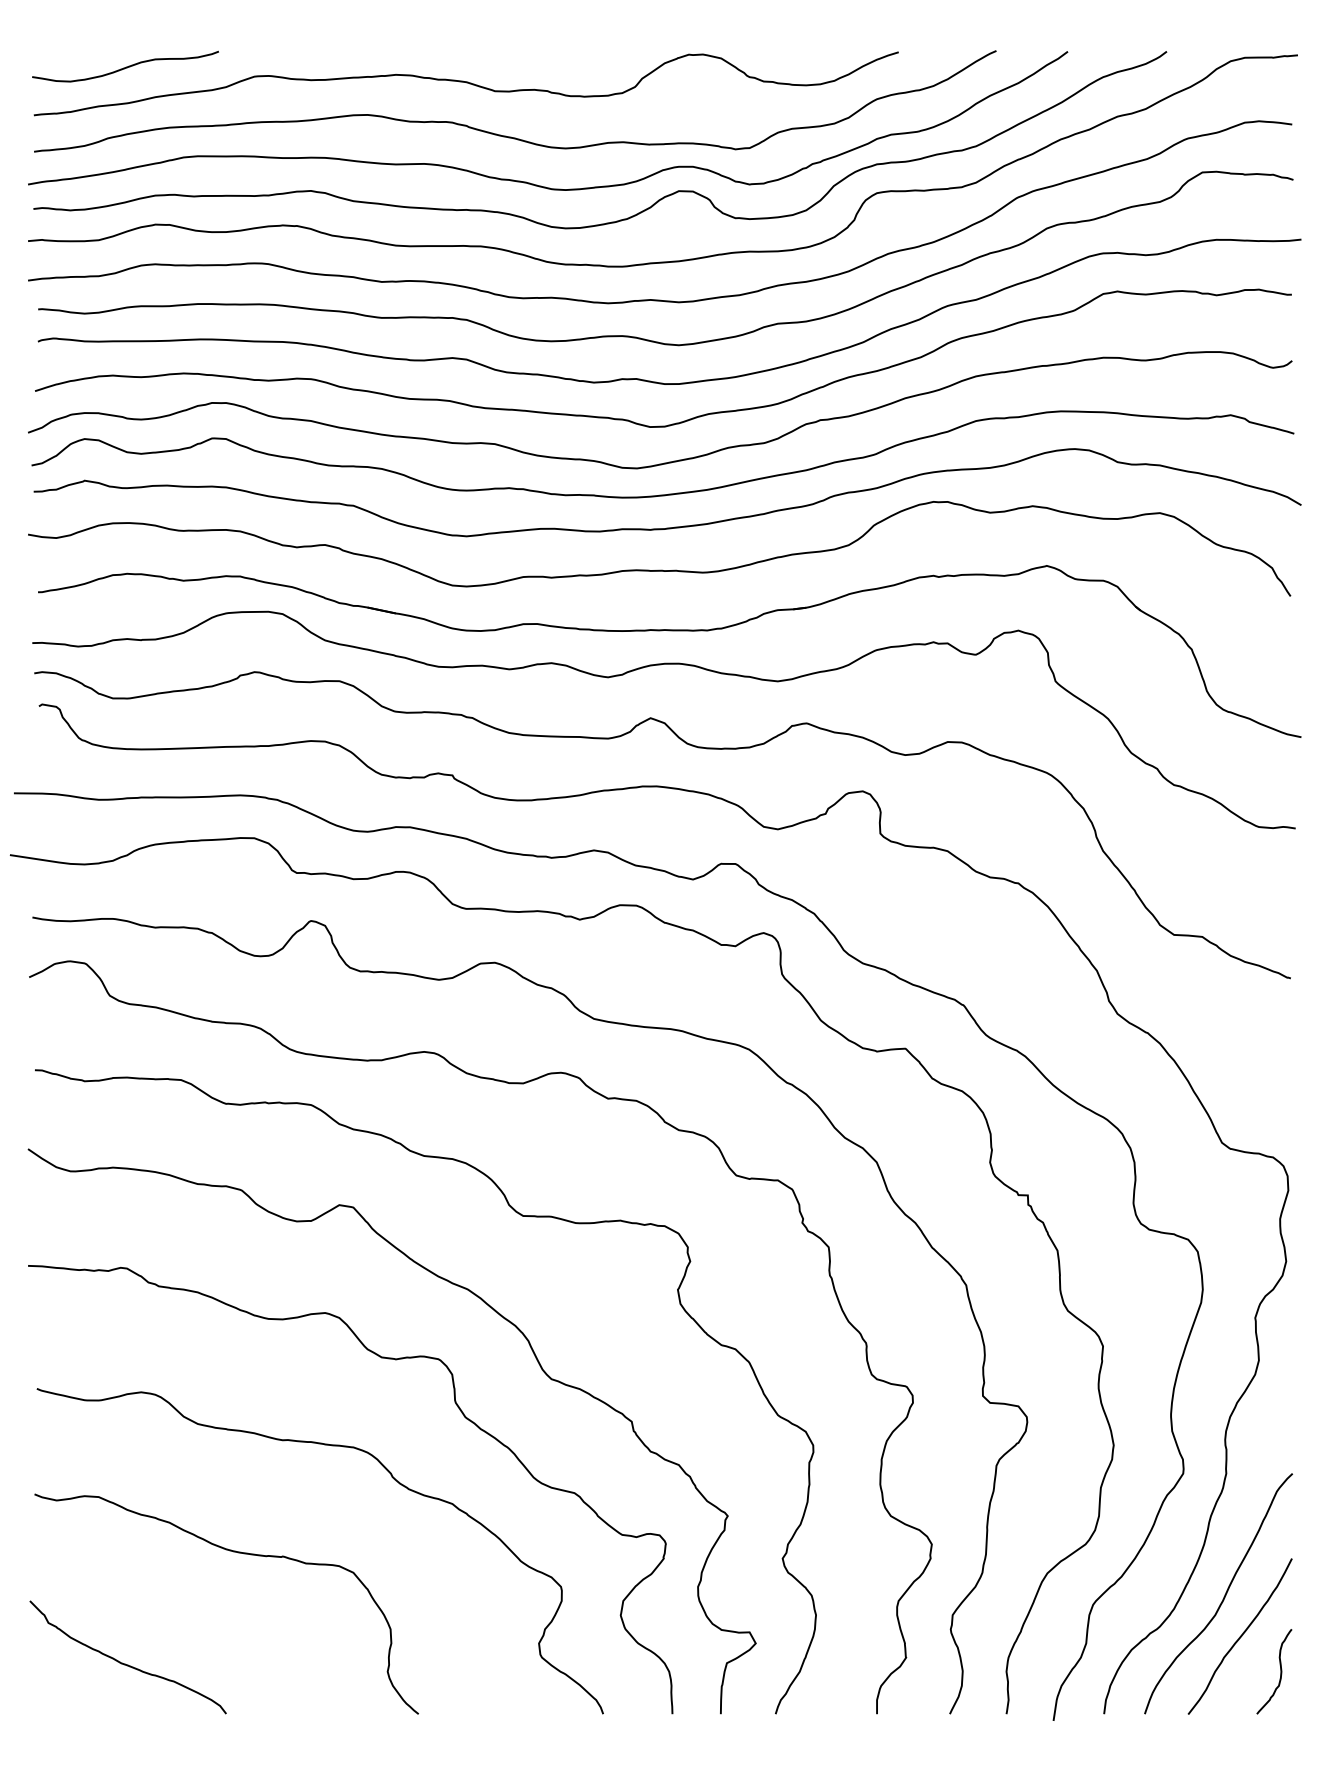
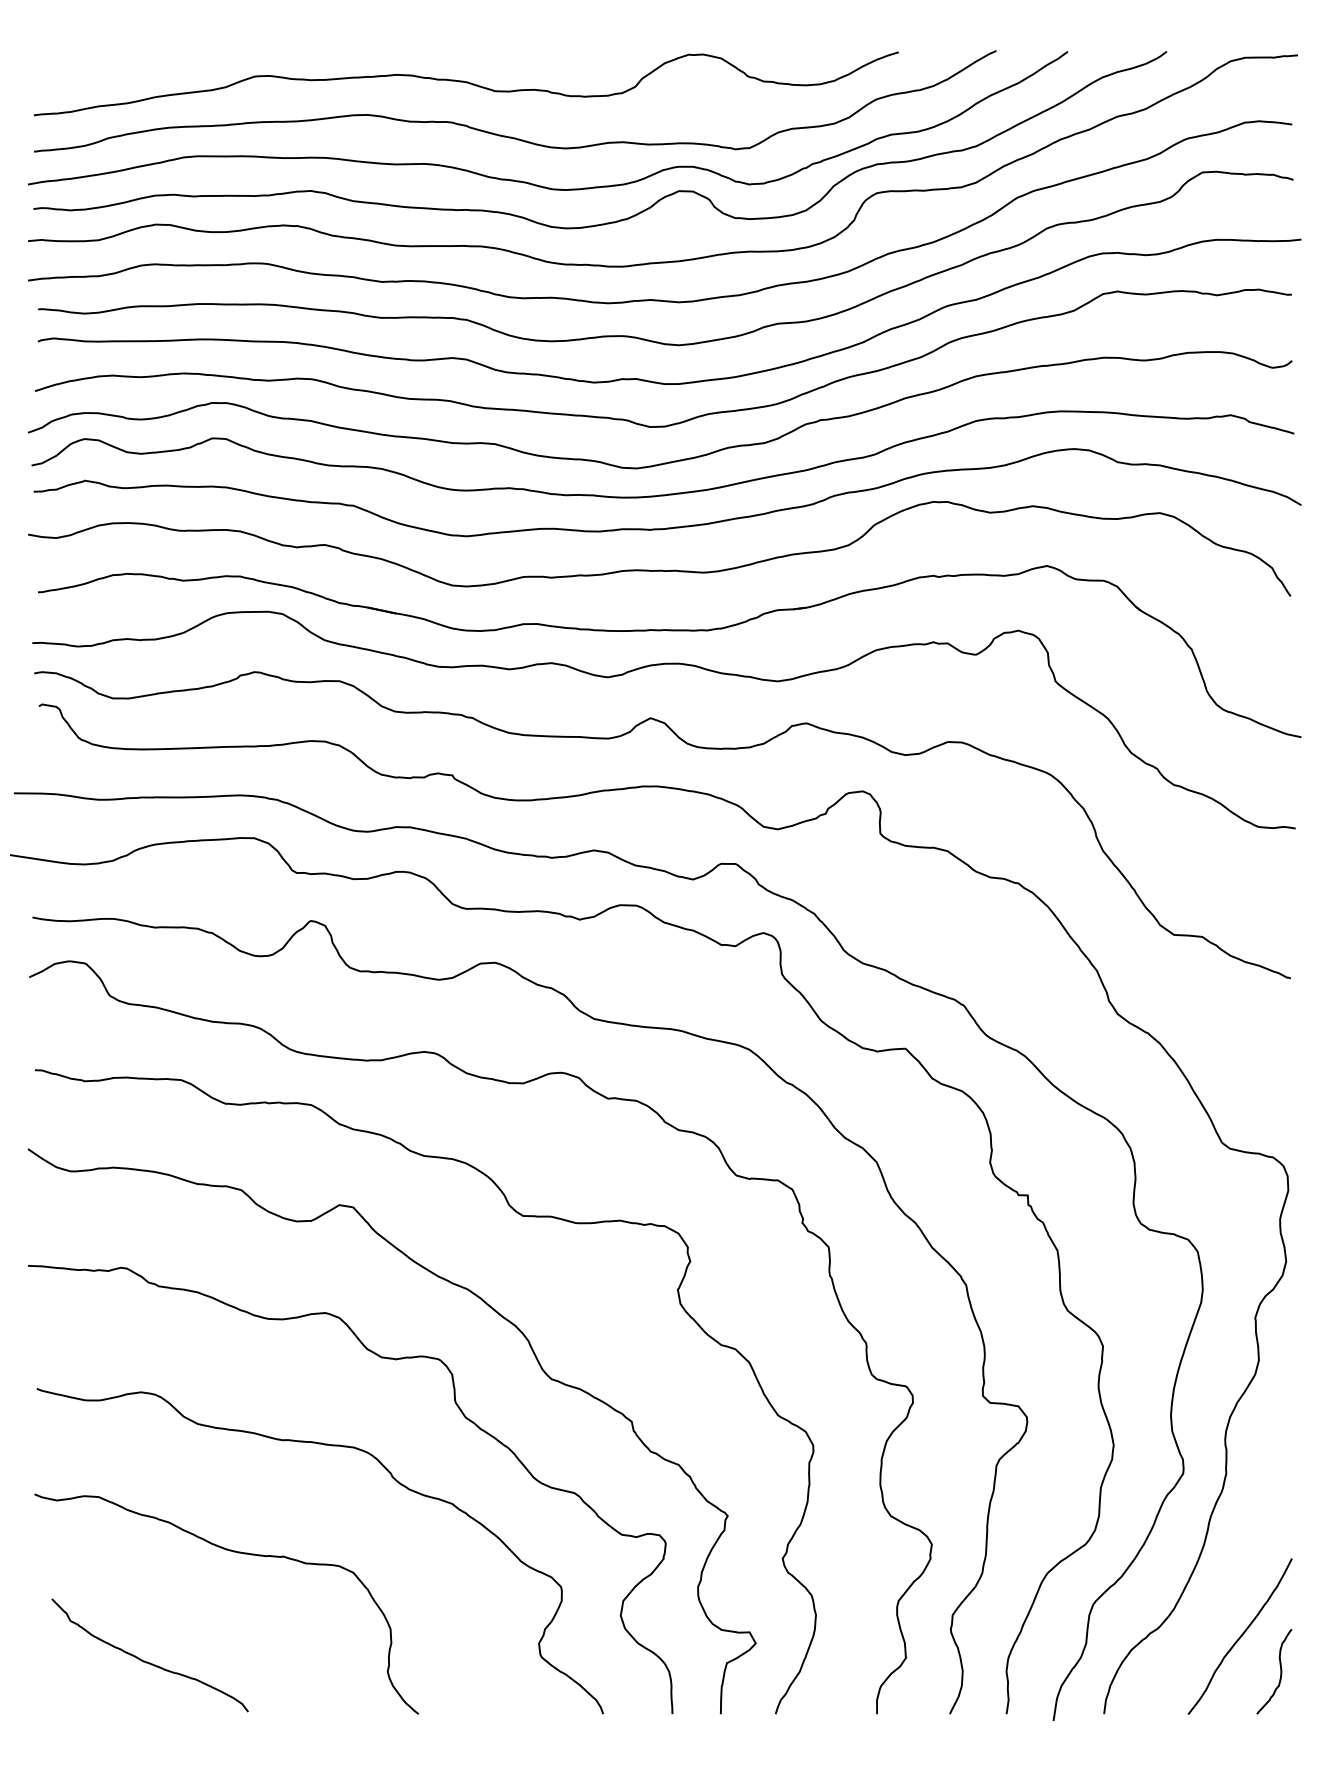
curve: present -> none (126, 66)
curve: present -> none (1223, 1596)
curve position: (125, 1663) -> (147, 1661) (147, 1661)
